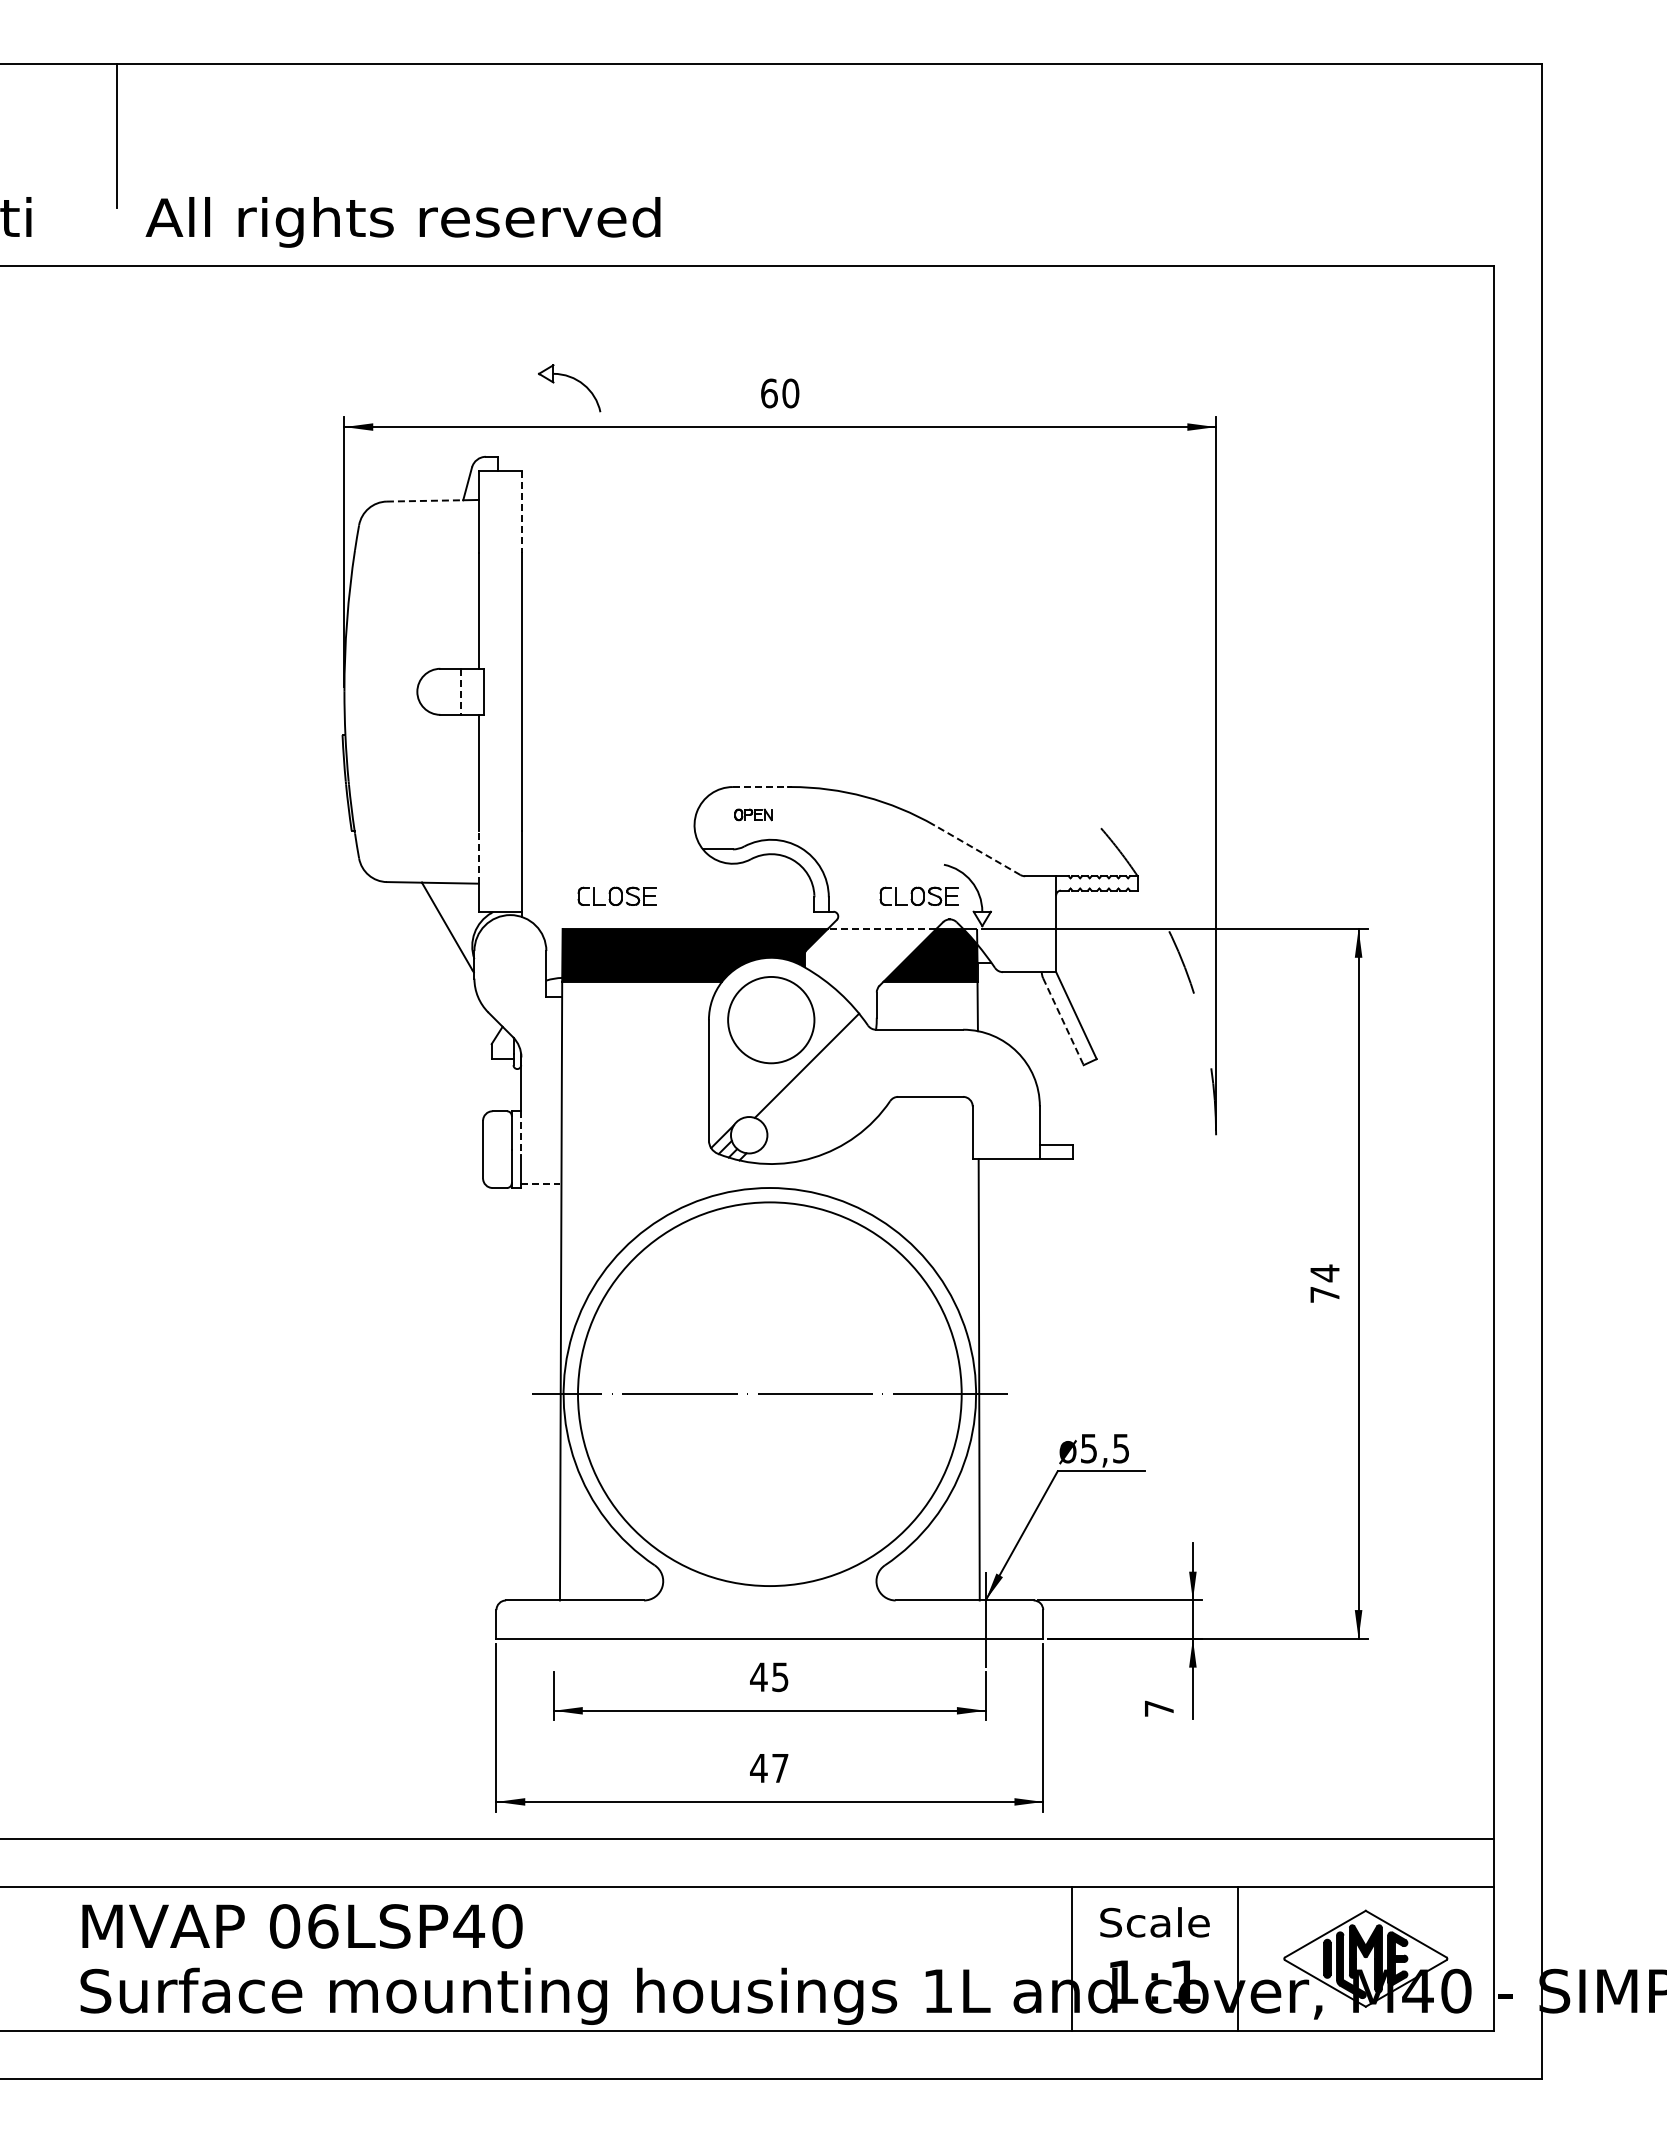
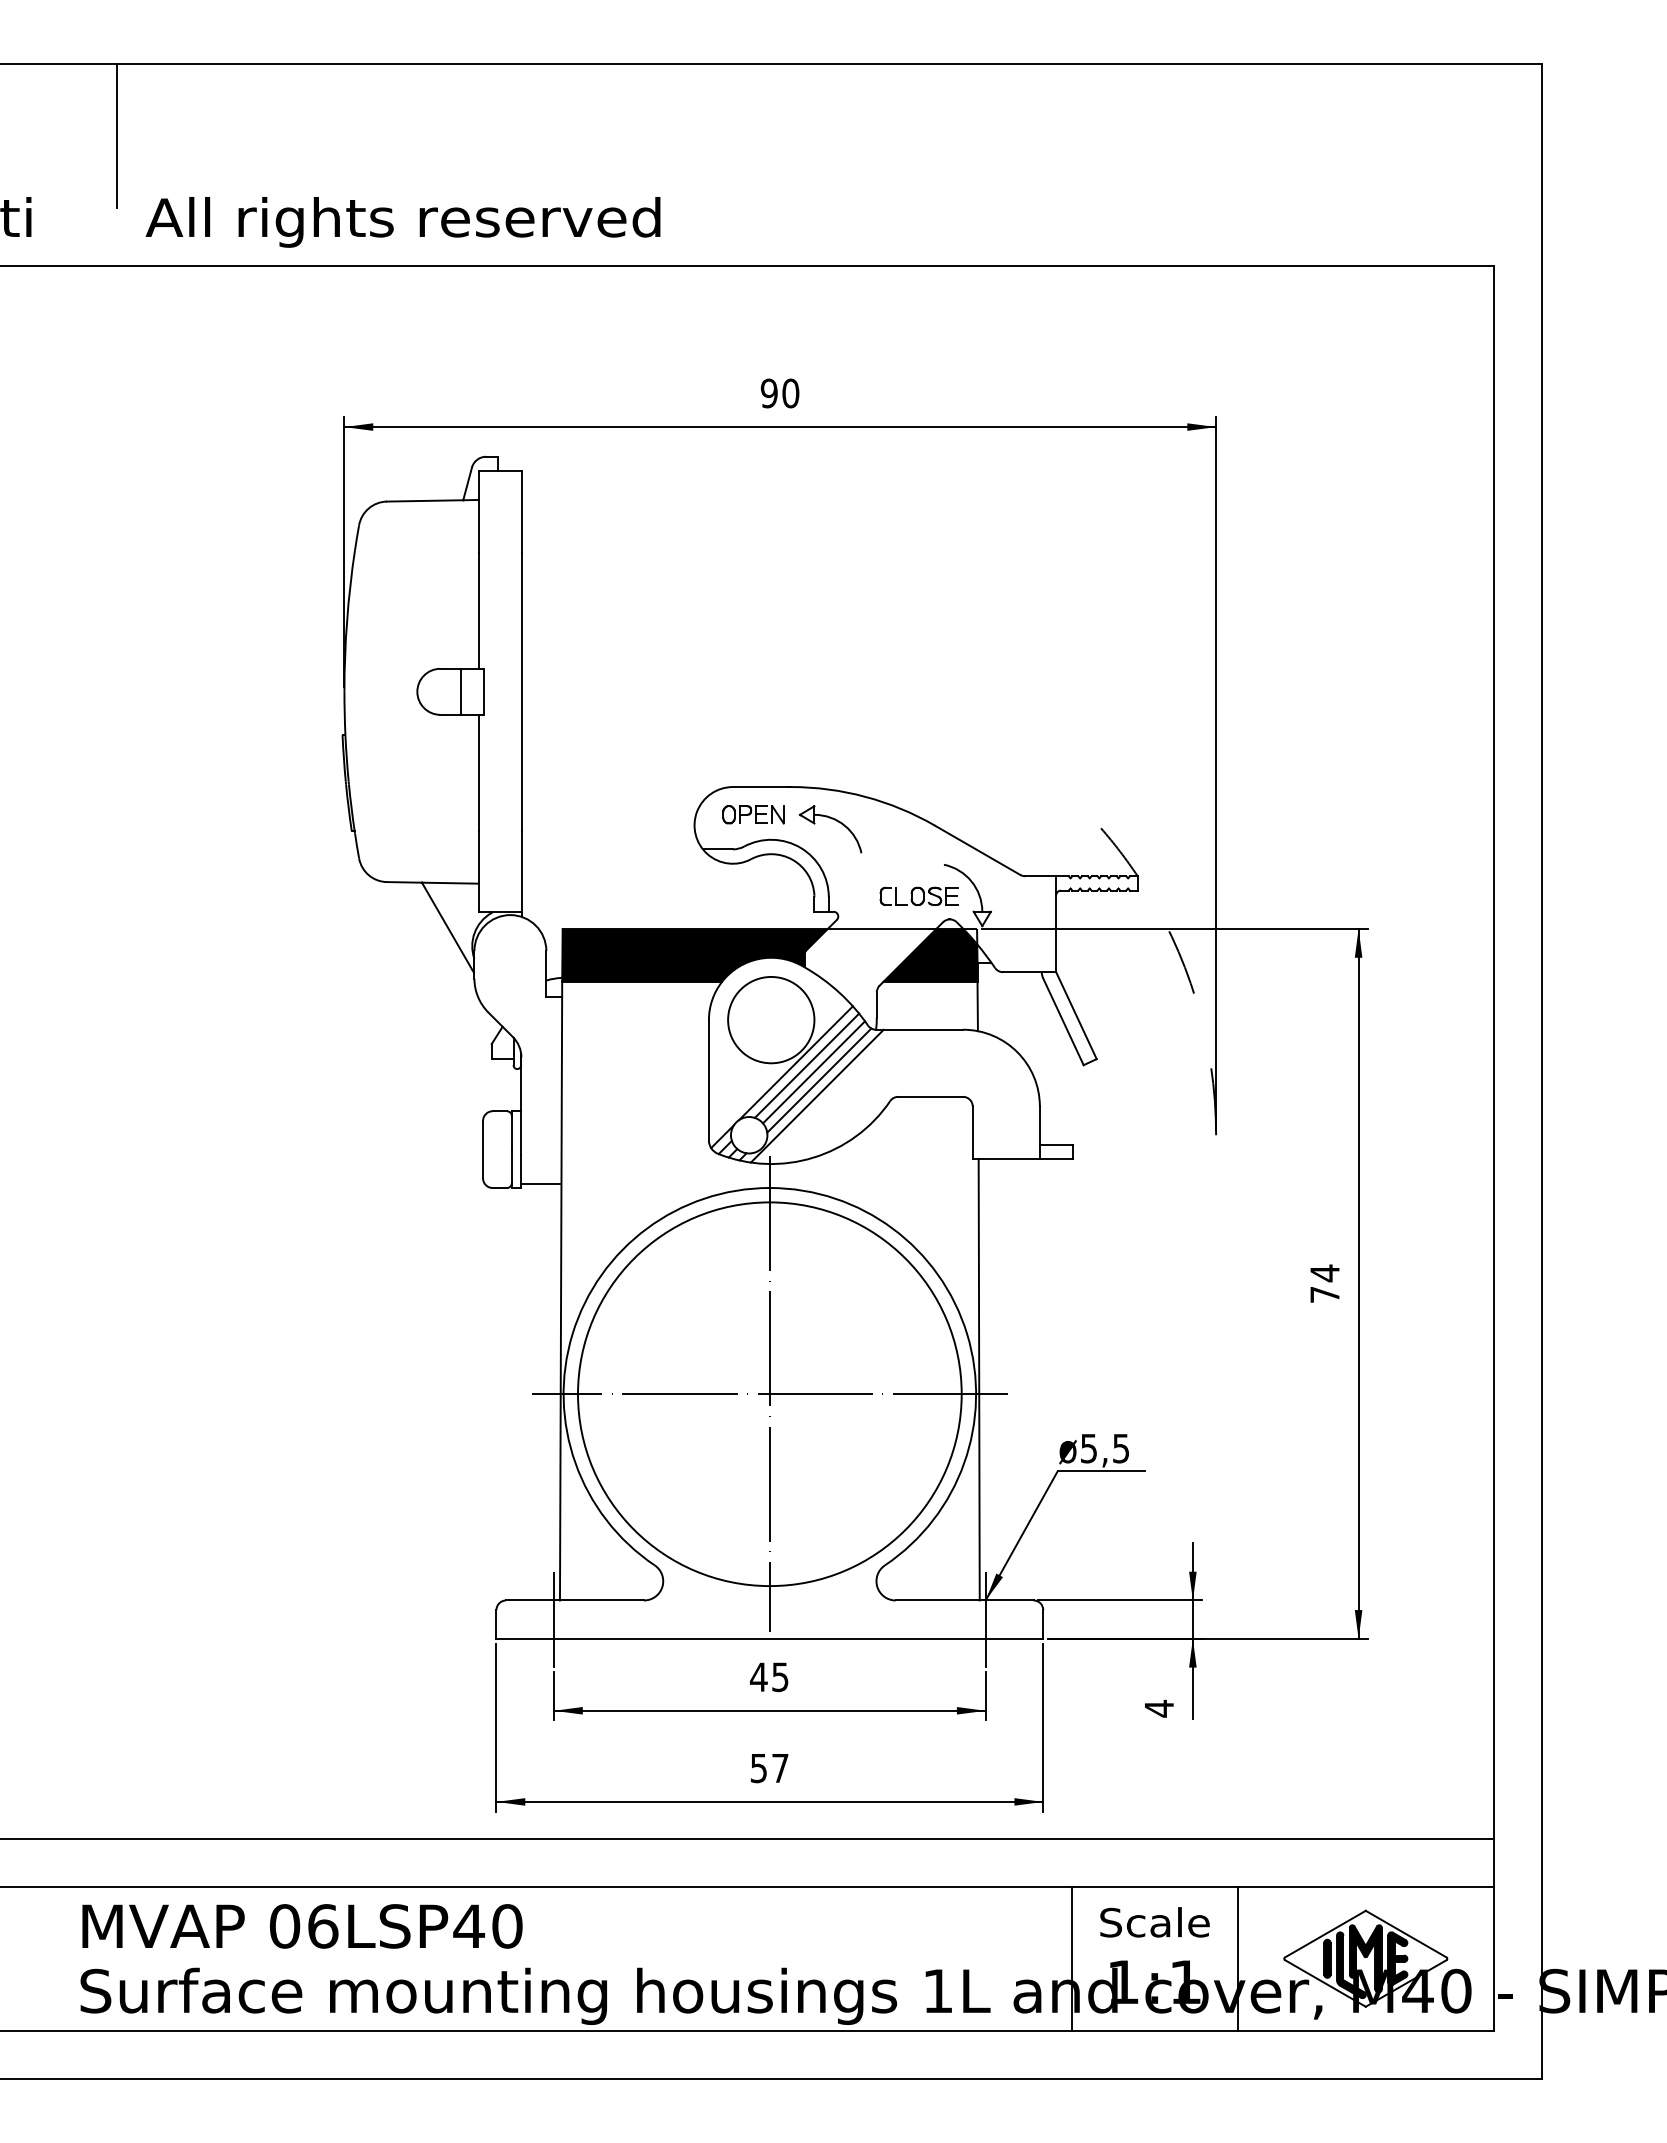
part position: (573, 379) -> (834, 820) (834, 820)
text: 60 -> 90 (768, 393)
line: dashed -> solid (425, 500)
line: dashed -> solid (521, 511)
line: dashed -> solid (461, 692)
line: dashed -> solid (762, 787)
part size: 39x14 px -> 63x20 px (753, 814)
line: dashed -> solid (977, 850)
line: dashed -> solid (478, 856)
part: present -> none (616, 895)
line: dashed -> solid (881, 929)
line: dashed -> solid (1063, 1021)
line: none -> present (795, 1062)
line: none -> present (814, 1072)
line: none -> present (819, 1080)
line: none -> present (816, 1095)
line: dashed -> solid (521, 1133)
line: dashed -> solid (540, 1184)
line: none -> present (769, 1394)
line: none -> present (554, 1619)
text: 7 -> 4 (1159, 1708)
text: 47 -> 57 (758, 1768)
